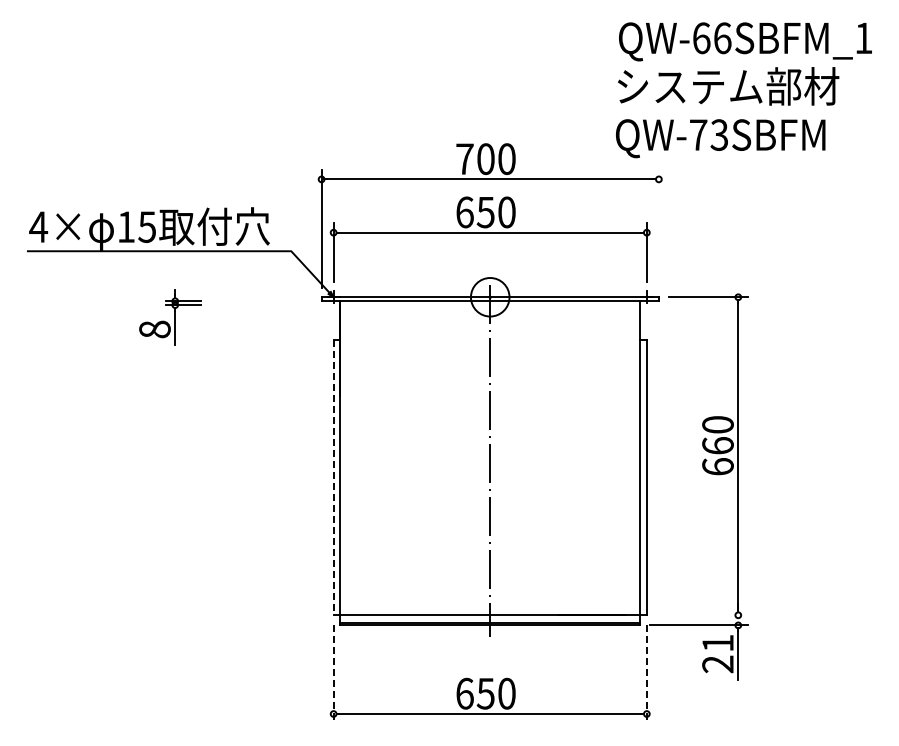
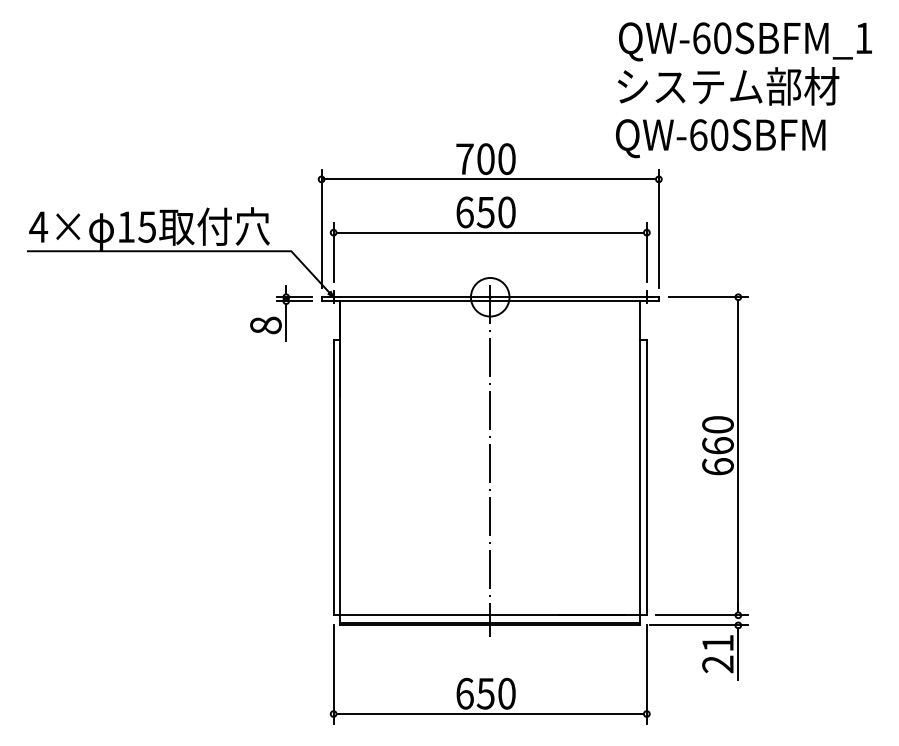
text: QW-66SBFM_1 -> QW-60SBFM_1 (722, 38)
text: QW-73SBFM -> QW-60SBFM (709, 134)
line: none -> present (658, 228)
part position: (170, 317) -> (281, 313) (281, 313)
line: dashed -> solid (333, 477)
line: none -> present (701, 615)
line: dashed -> solid (333, 674)
line: dashed -> solid (646, 674)
